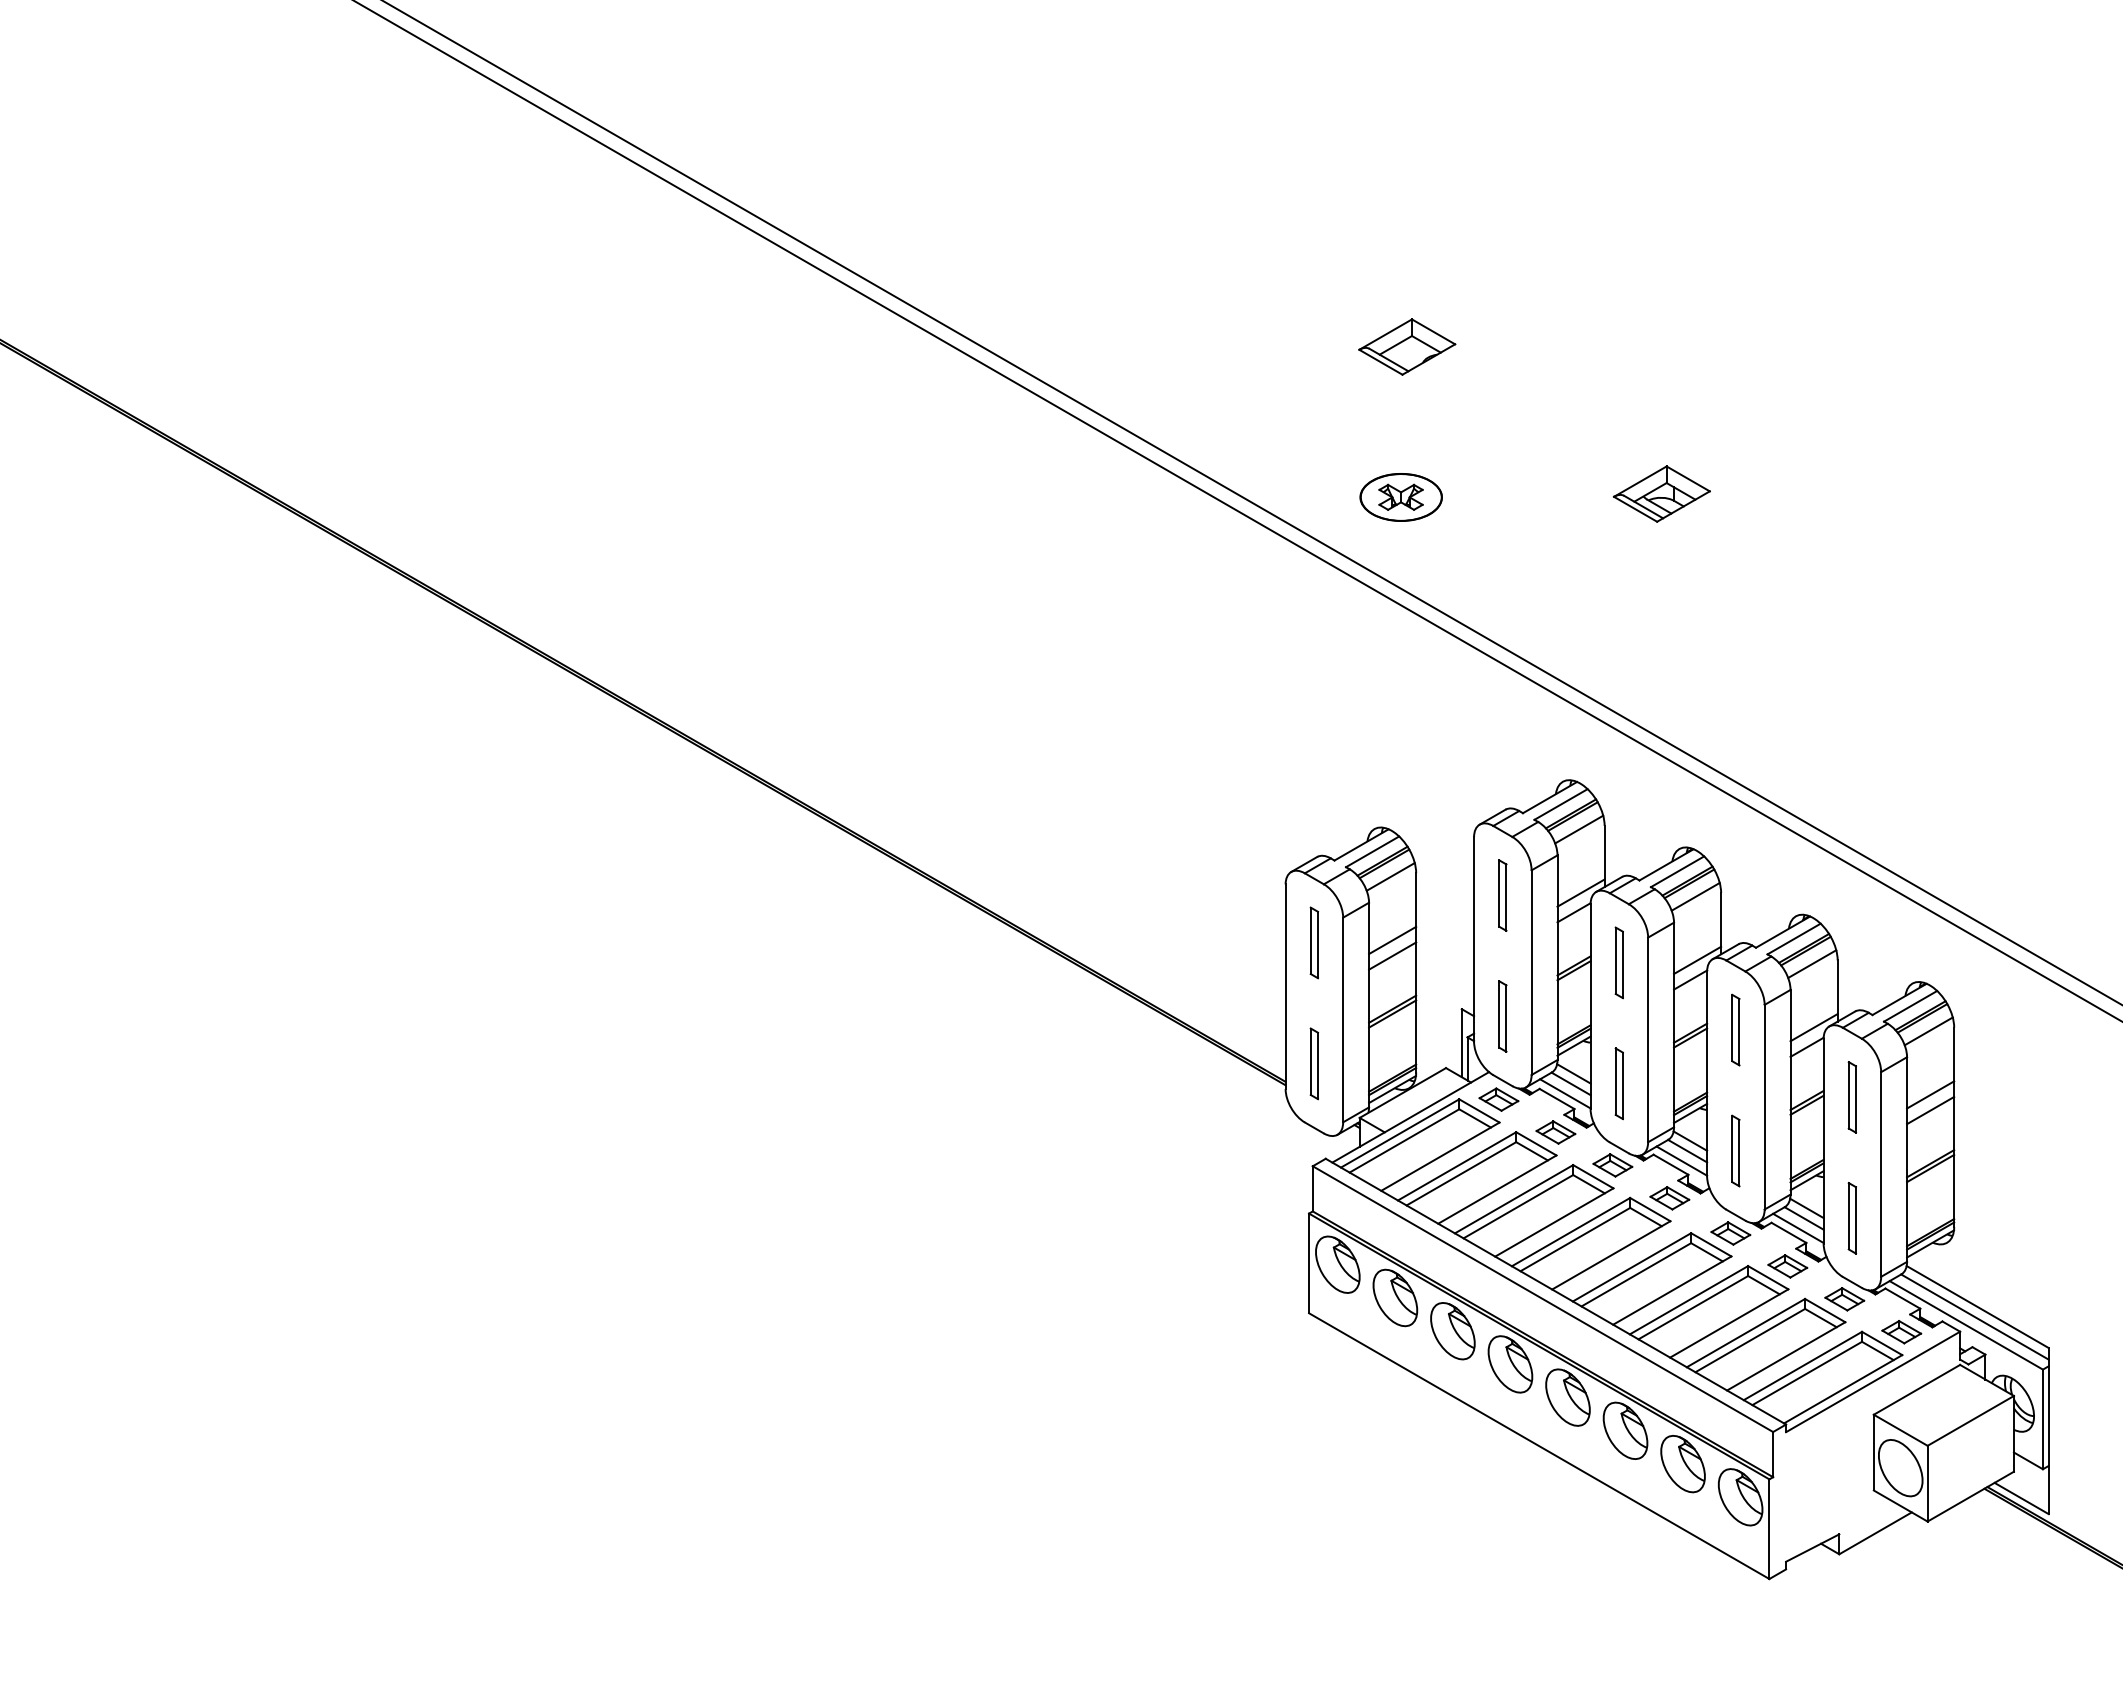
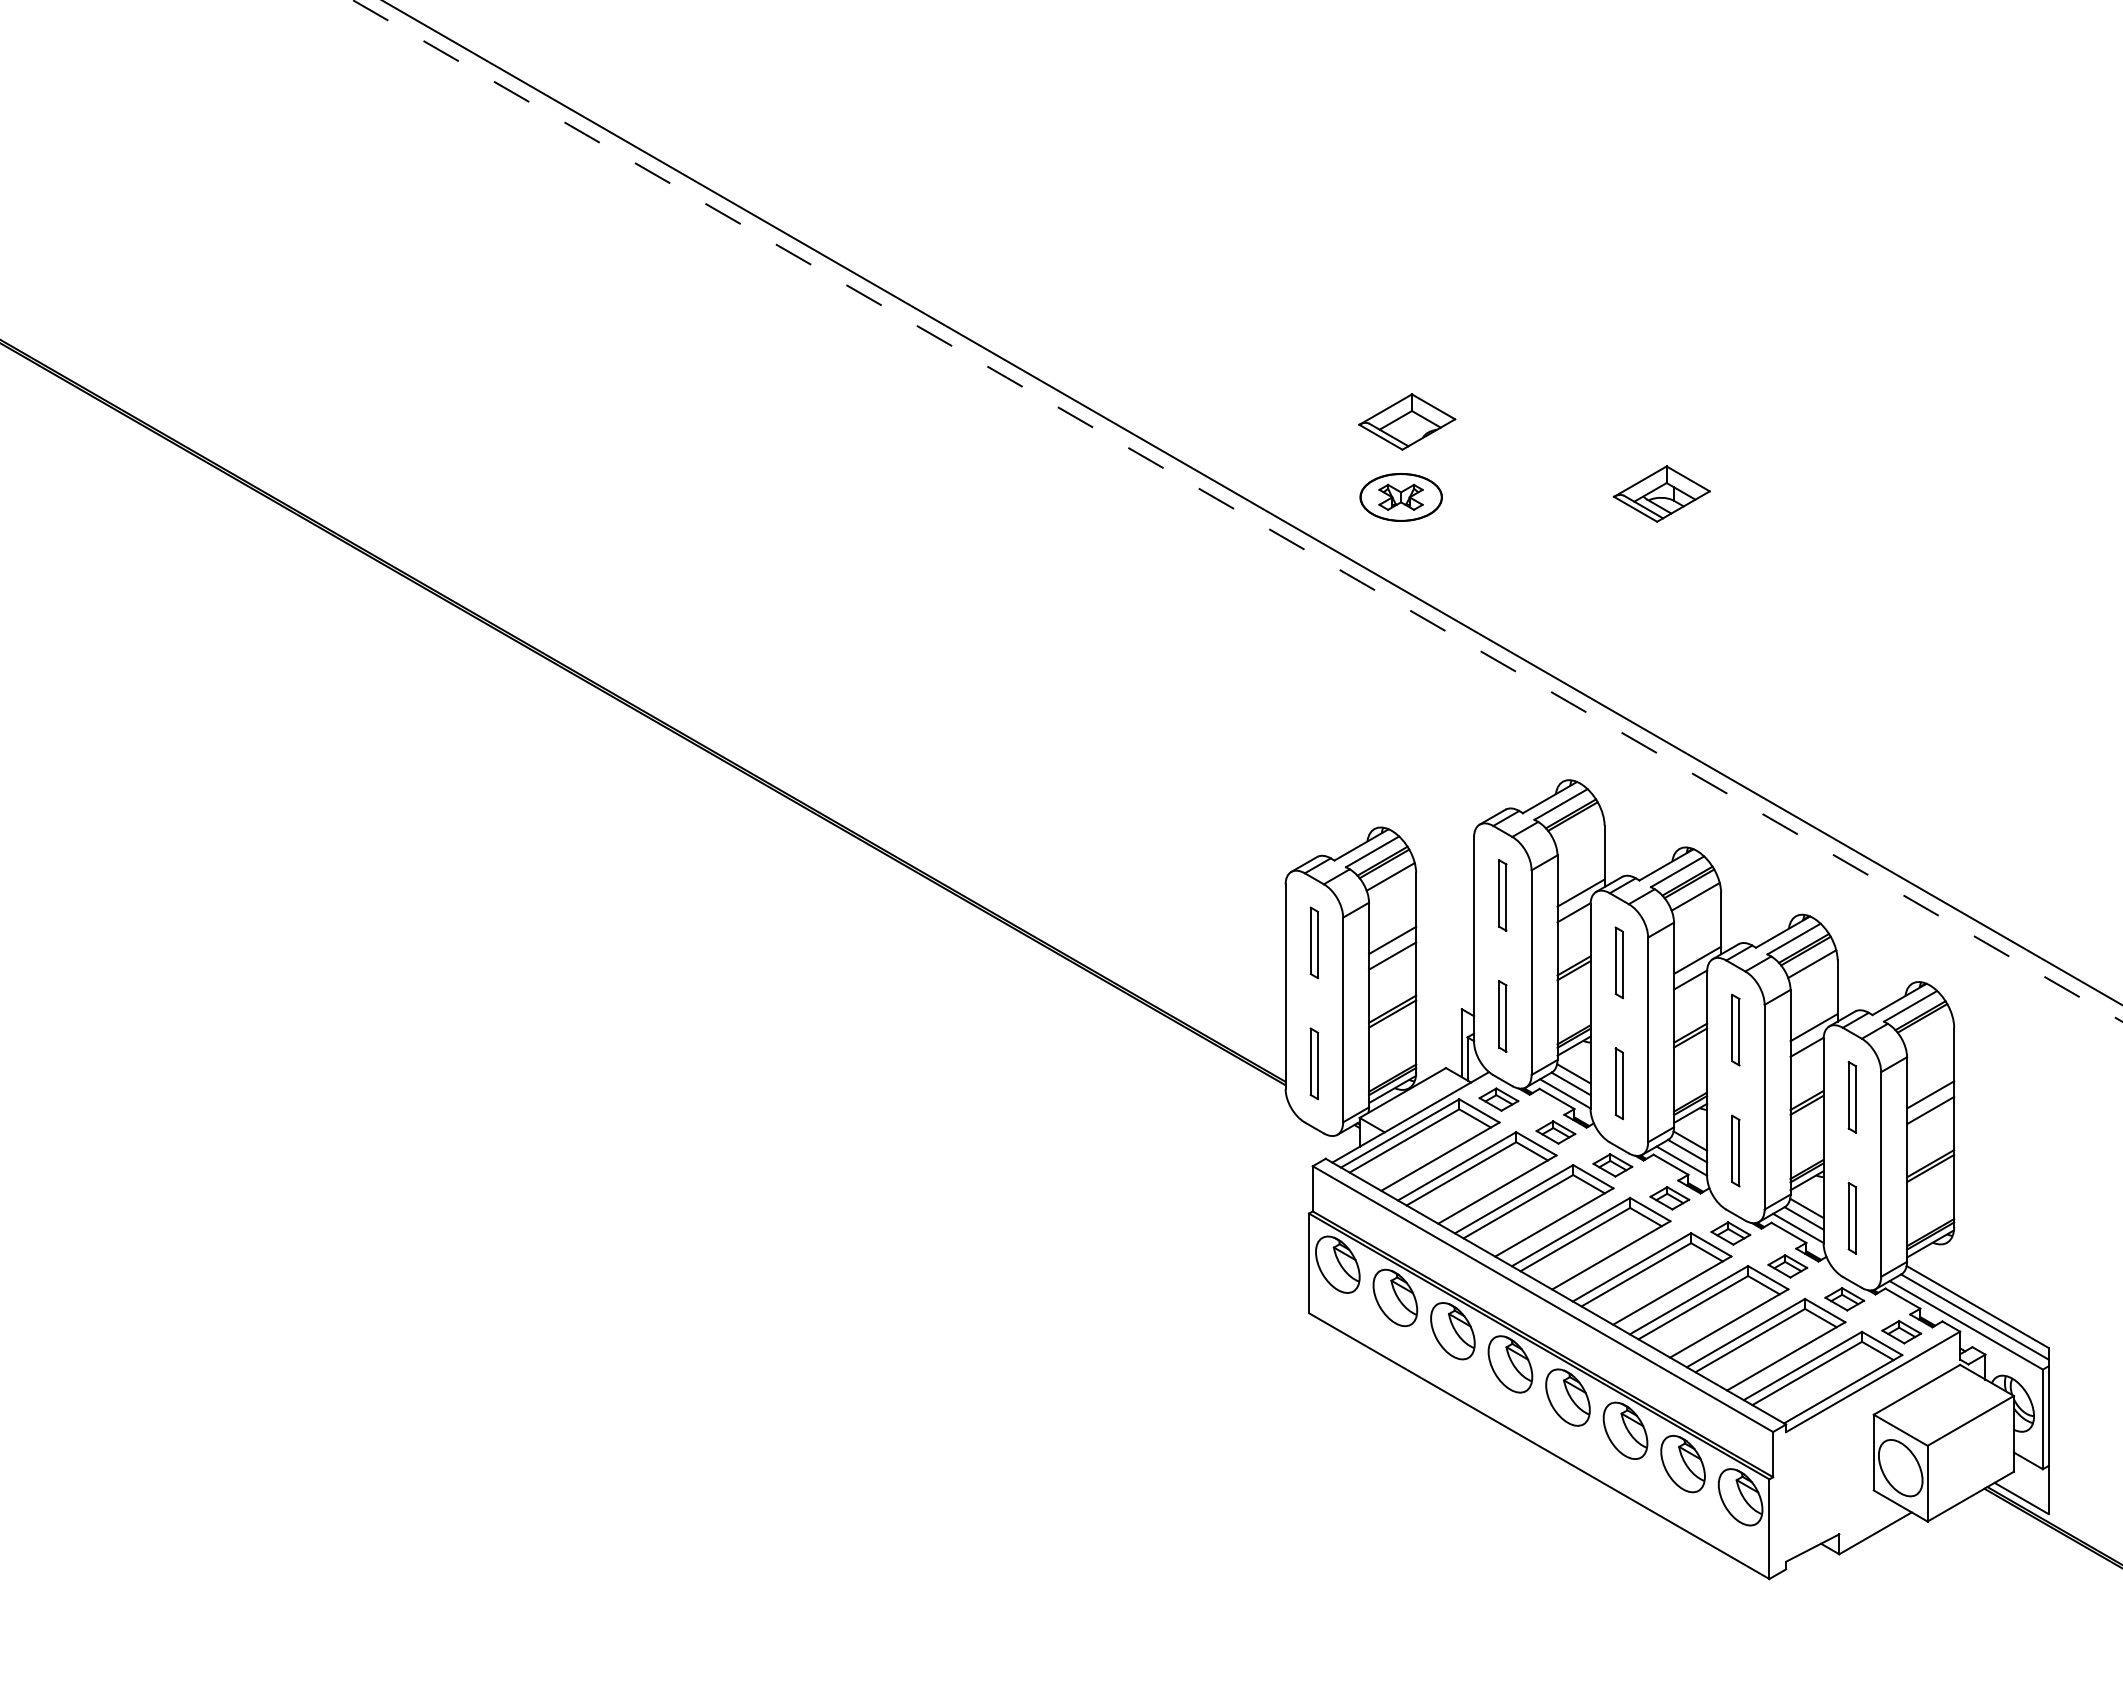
part position: (1407, 346) -> (1407, 421) (1407, 421)
line: solid -> dashed (1238, 511)
line: present -> none (1579, 829)
line: present -> none (1928, 1031)
